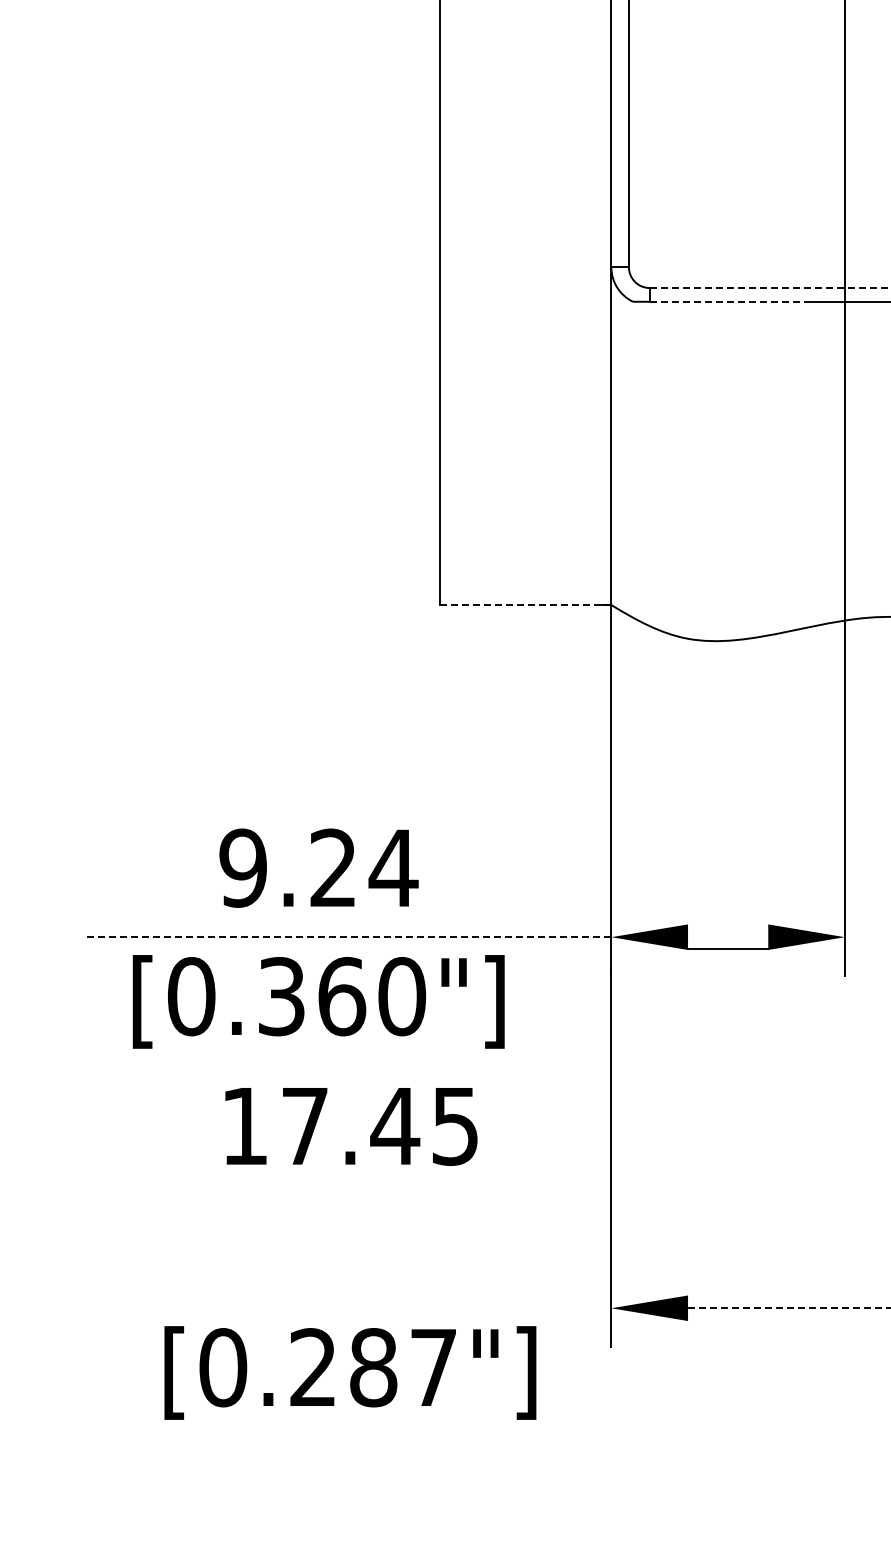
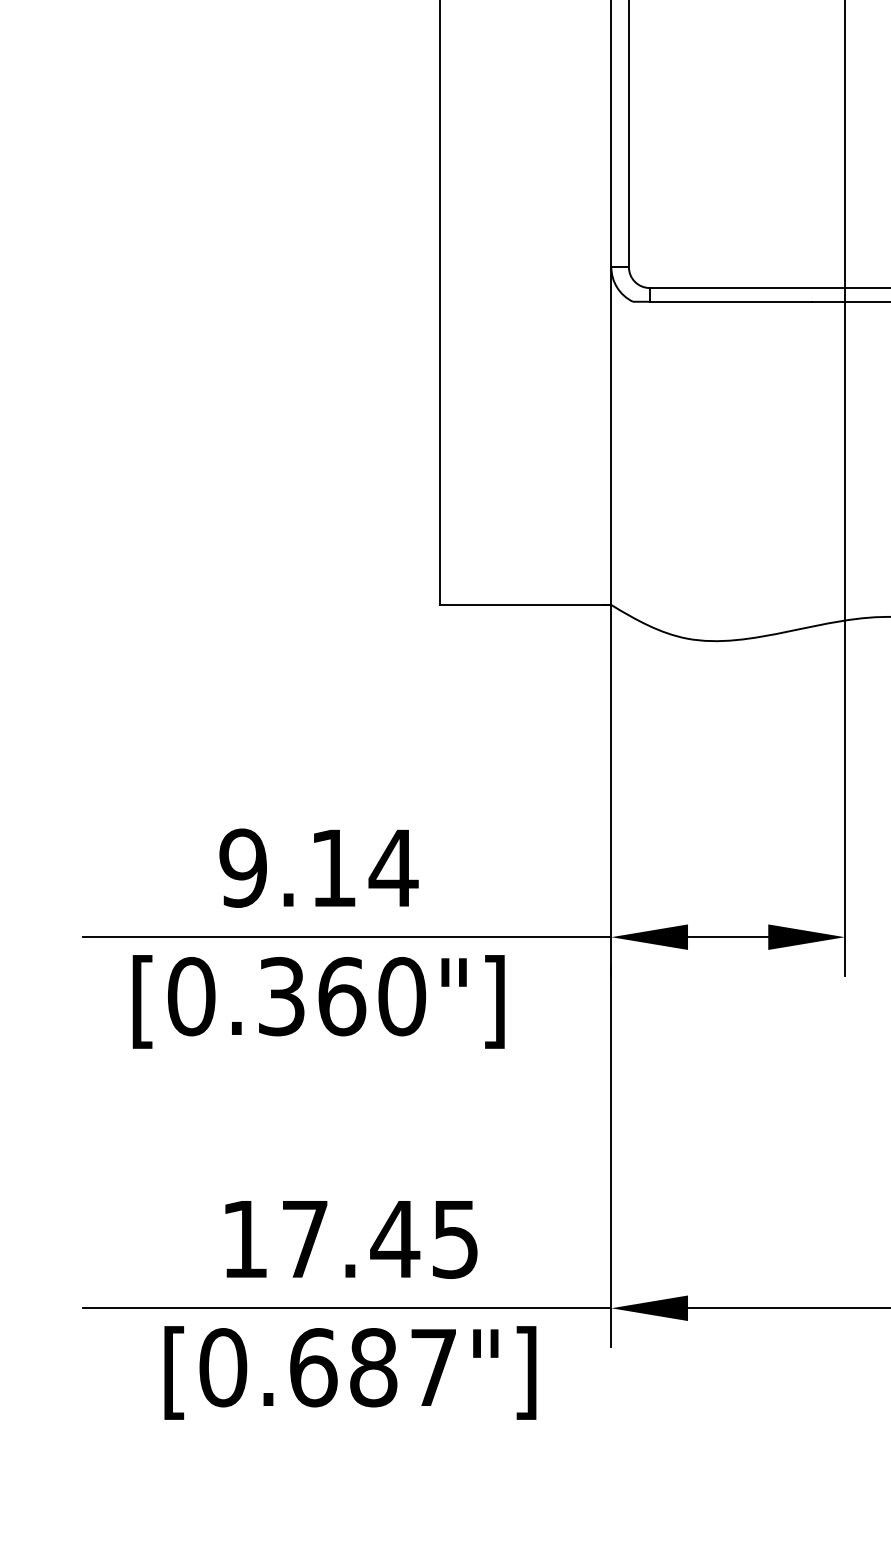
line: dashed -> solid (770, 288)
line: dashed -> solid (731, 301)
line: dashed -> solid (525, 605)
text: 9.24 -> 9.14 (332, 867)
line: dashed -> solid (346, 937)
line position: (728, 949) -> (728, 937) (728, 937)
text position: (351, 1126) -> (351, 1239) (351, 1239)
line: none -> present (346, 1308)
line: dashed -> solid (788, 1308)
text: [0.287"] -> [0.687"] (313, 1367)
